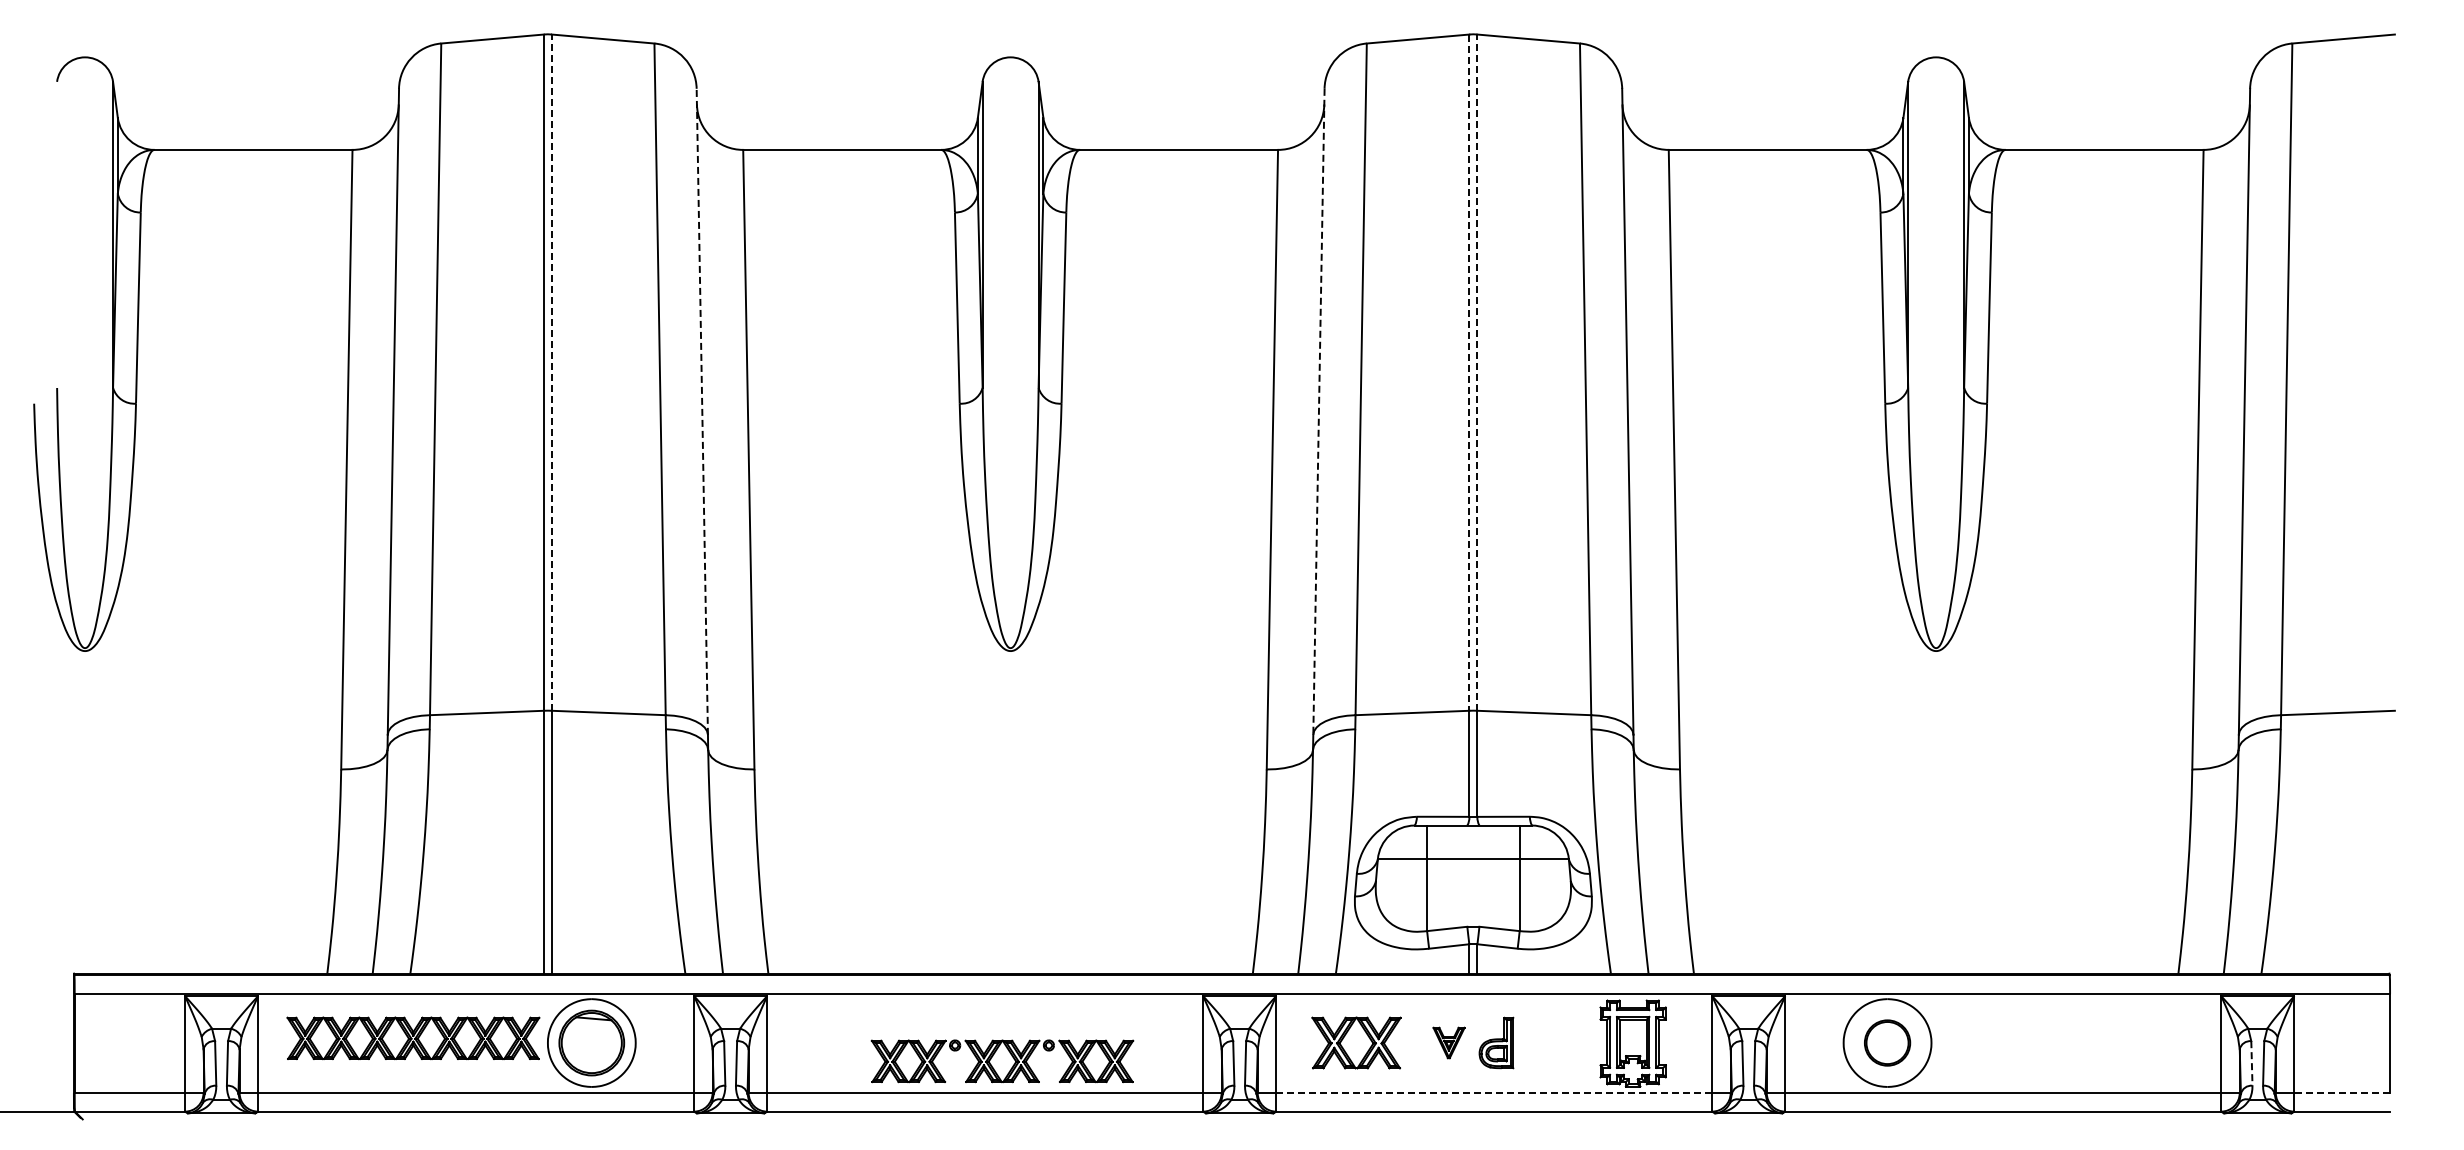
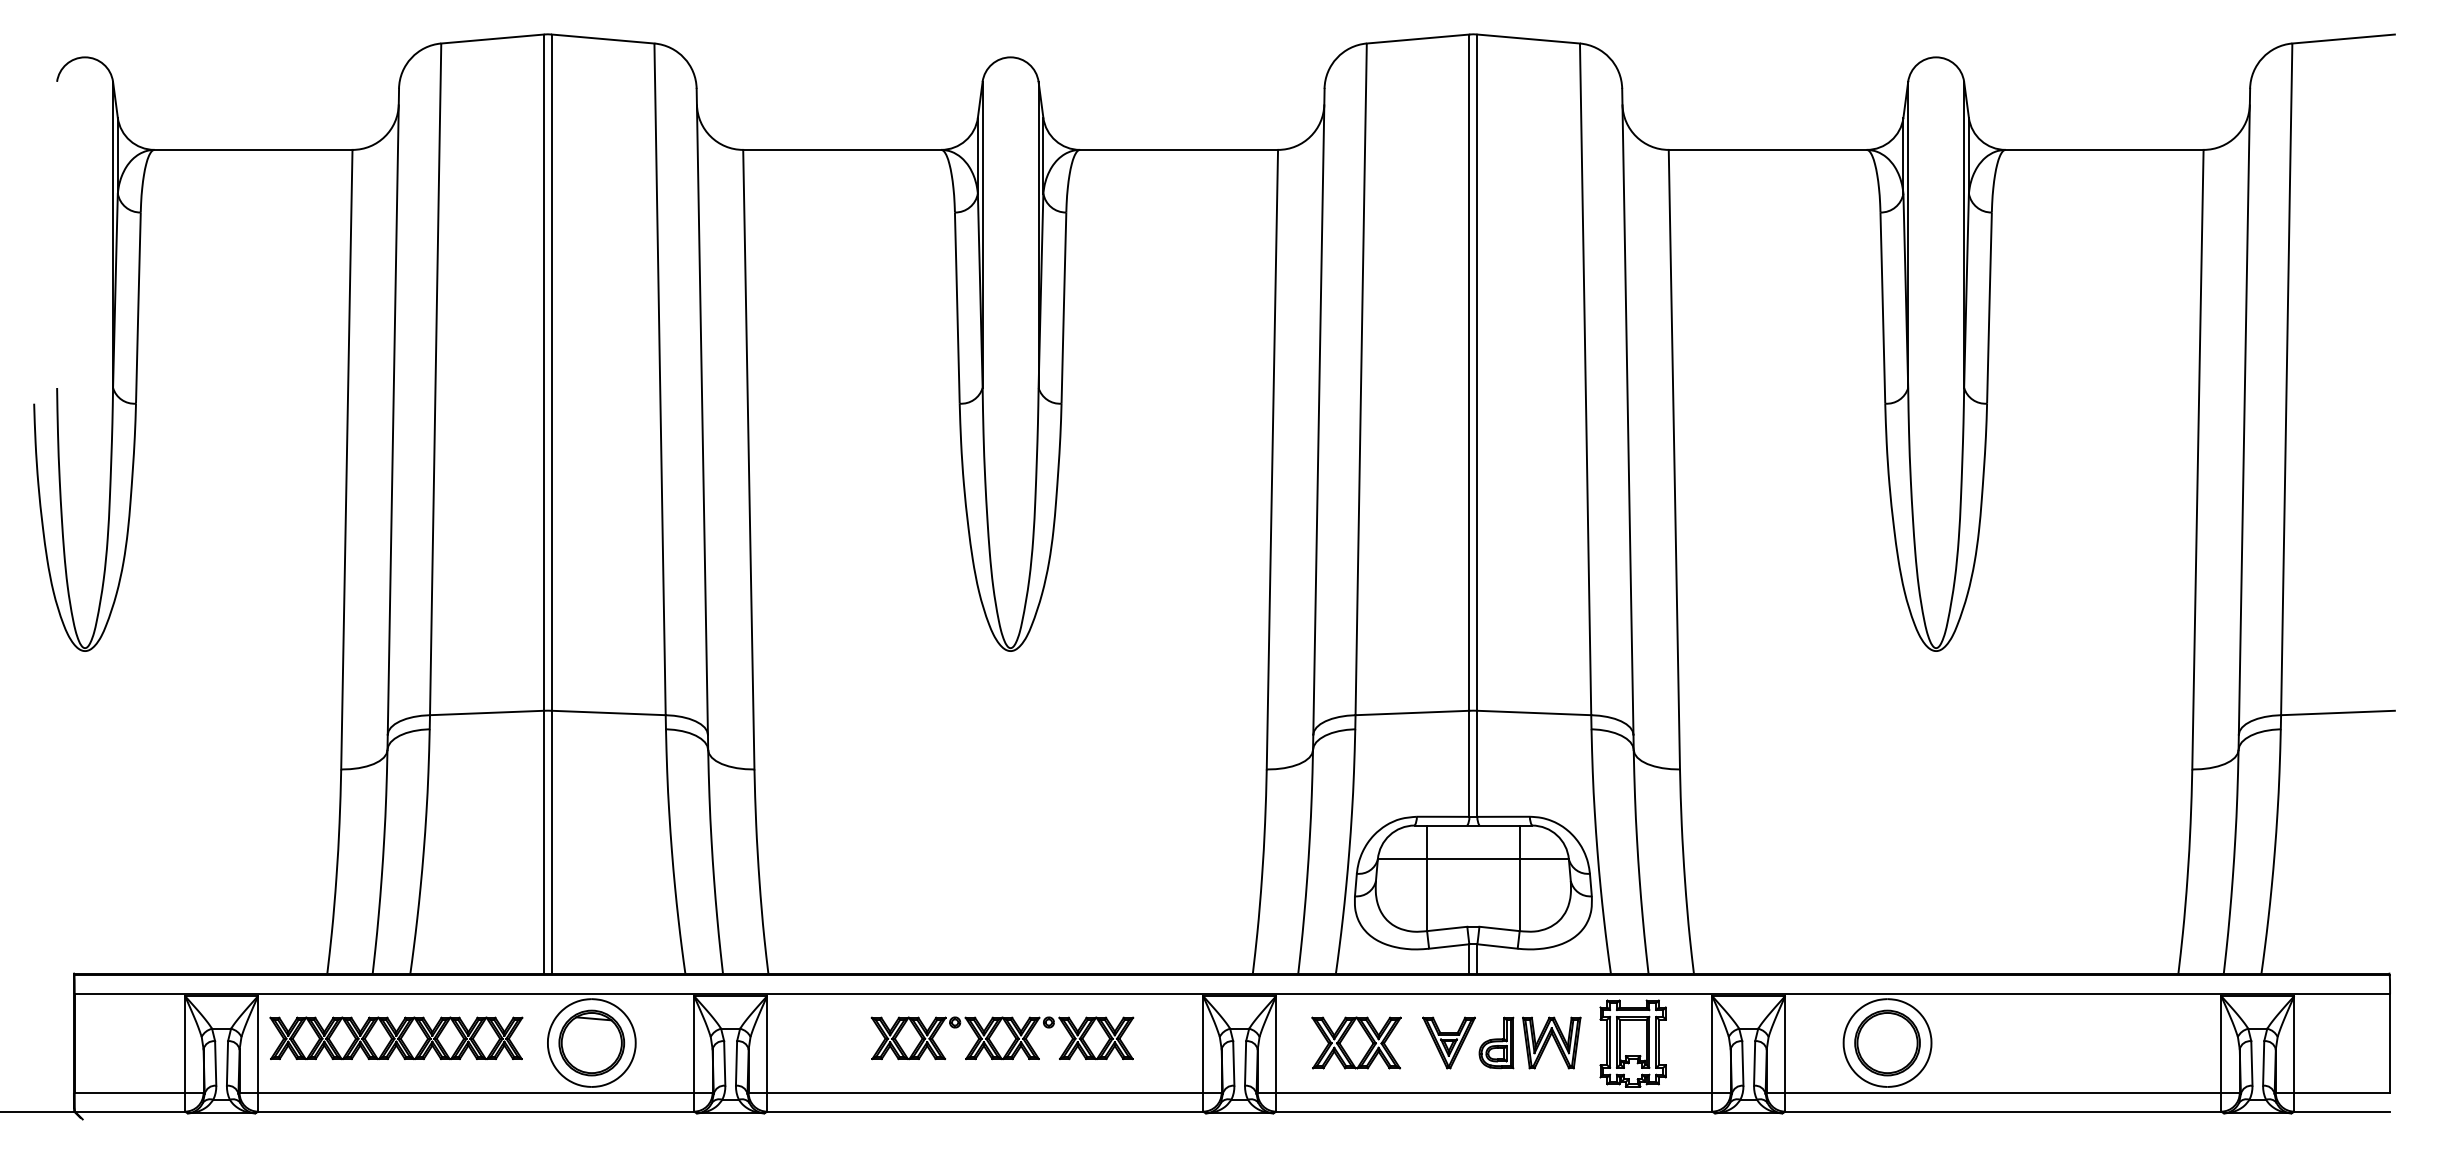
line: dashed -> solid (551, 372)
line: dashed -> solid (1477, 372)
line: dashed -> solid (1469, 373)
line: dashed -> solid (702, 411)
line: dashed -> solid (1318, 412)
part position: (413, 1038) -> (396, 1038) (396, 1038)
part size: 34x34 px -> 54x54 px (1448, 1042)
part: none -> present (1551, 1042)
part size: 48x48 px -> 67x68 px (1887, 1042)
part position: (1002, 1061) -> (1002, 1038) (1002, 1038)
line: dashed -> solid (2251, 1063)
line: dashed -> solid (1494, 1093)
line: dashed -> solid (2342, 1093)
